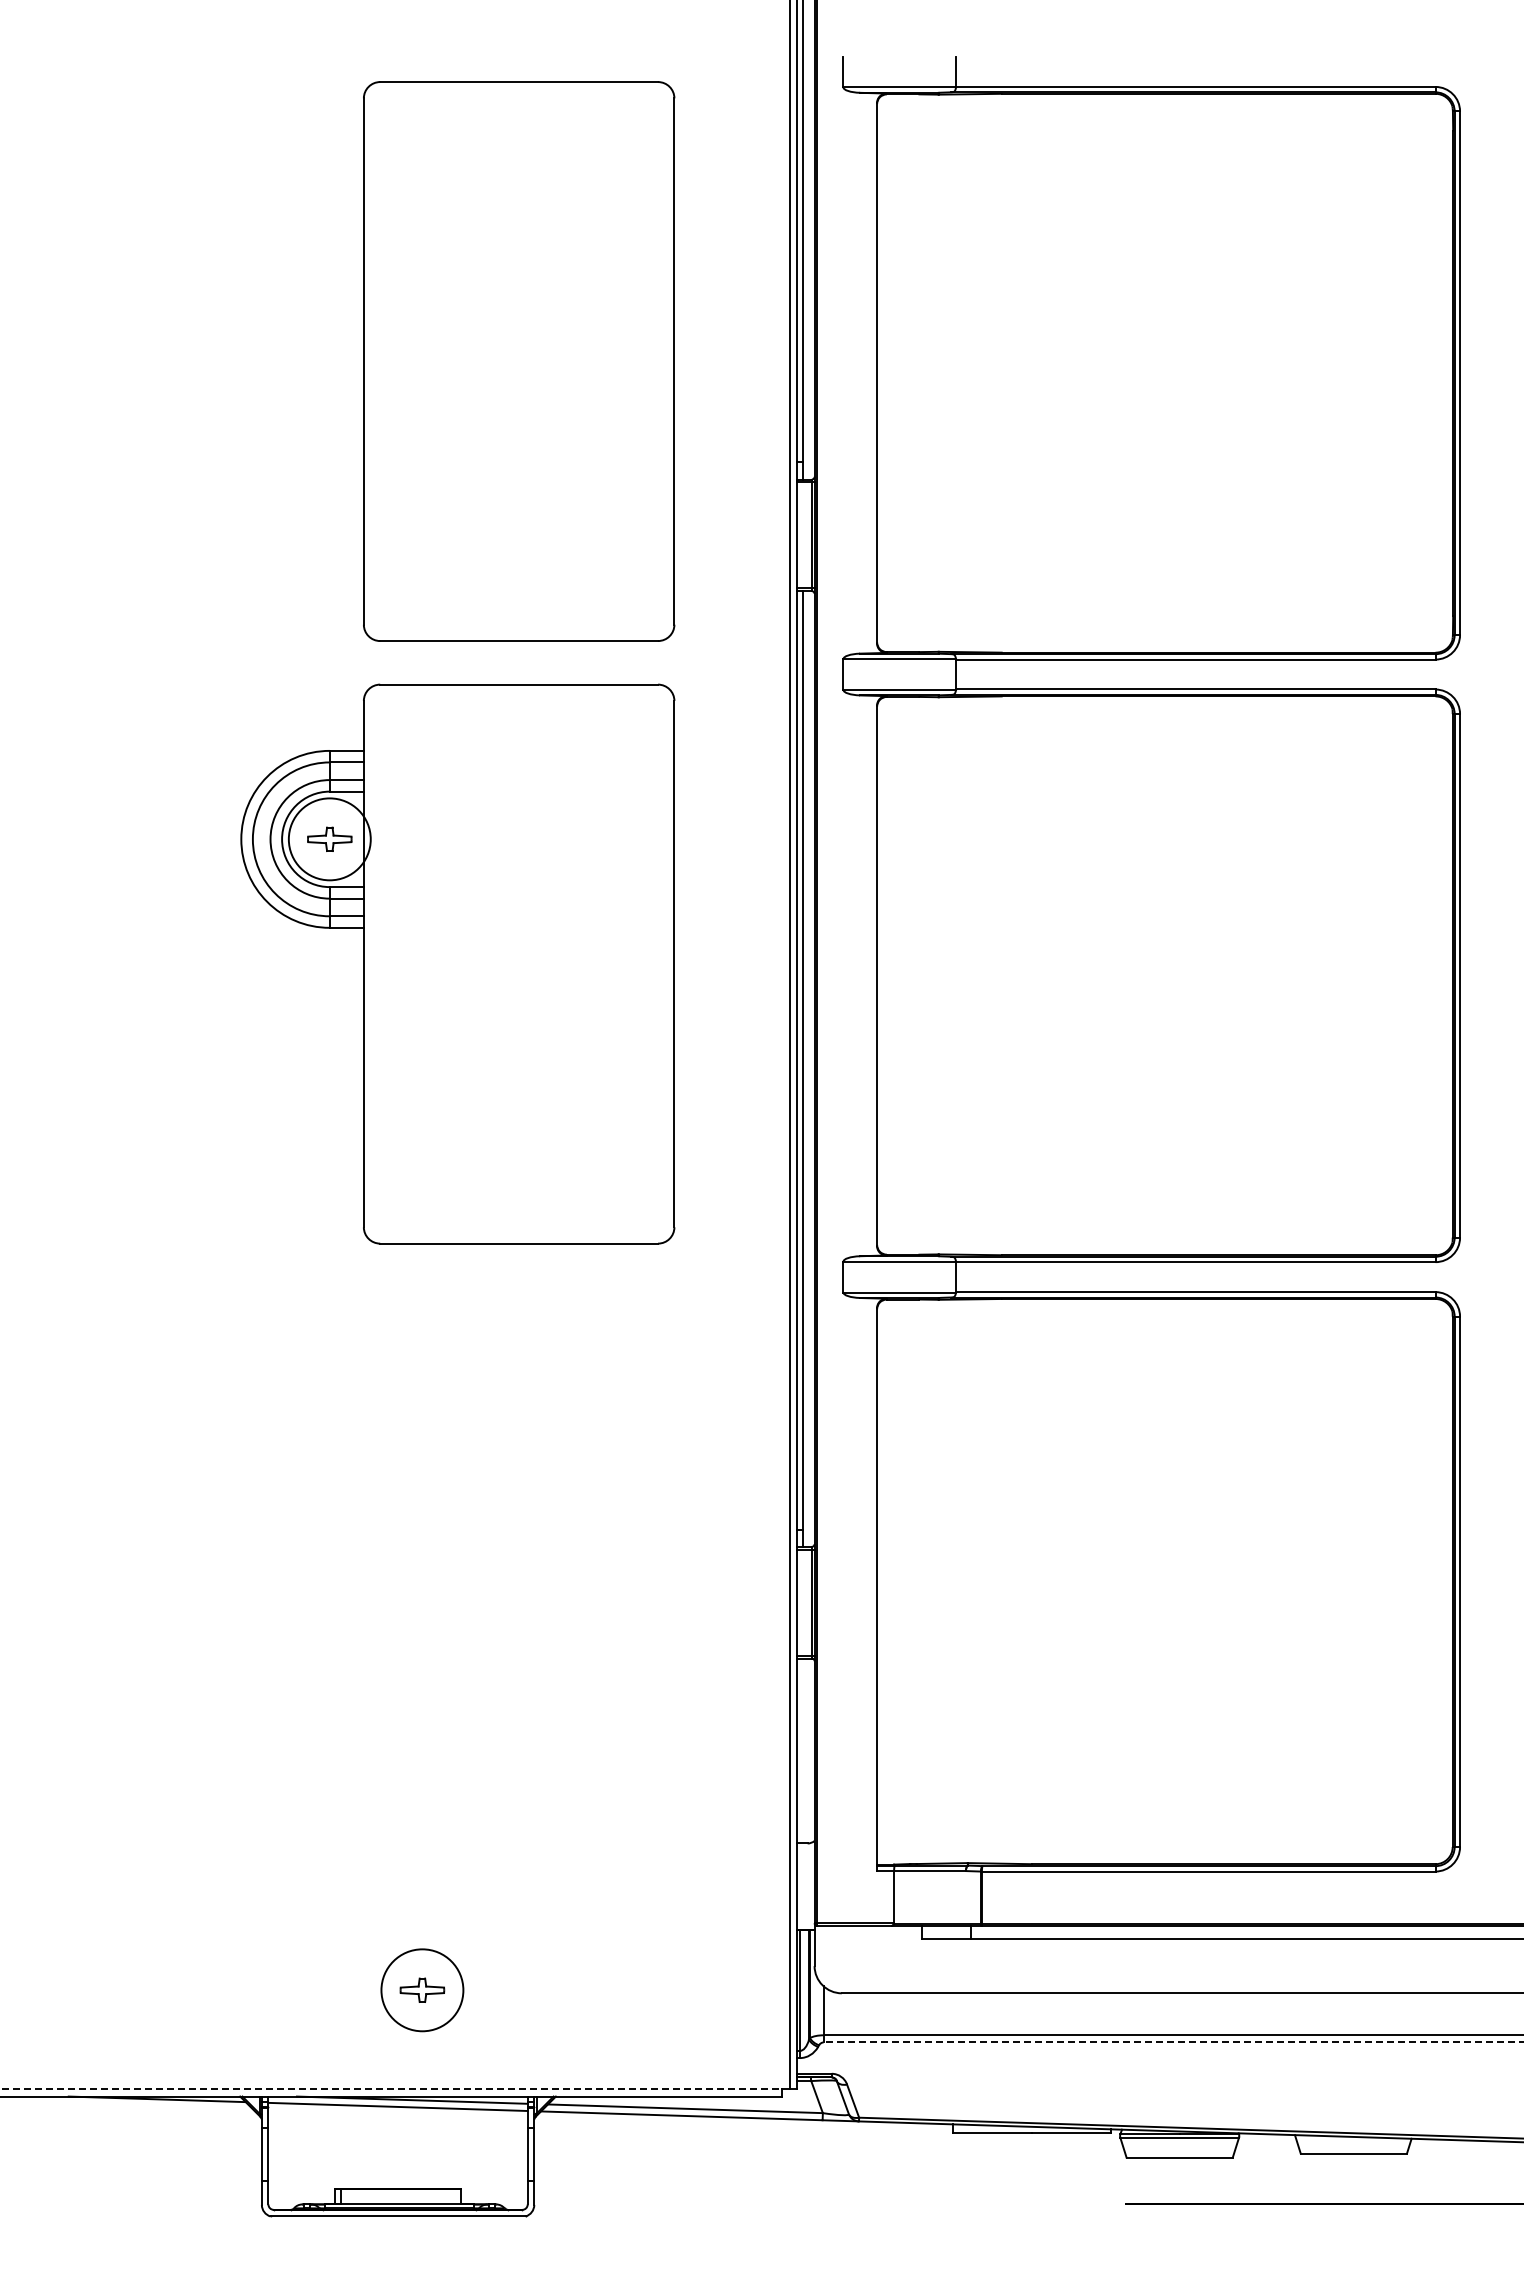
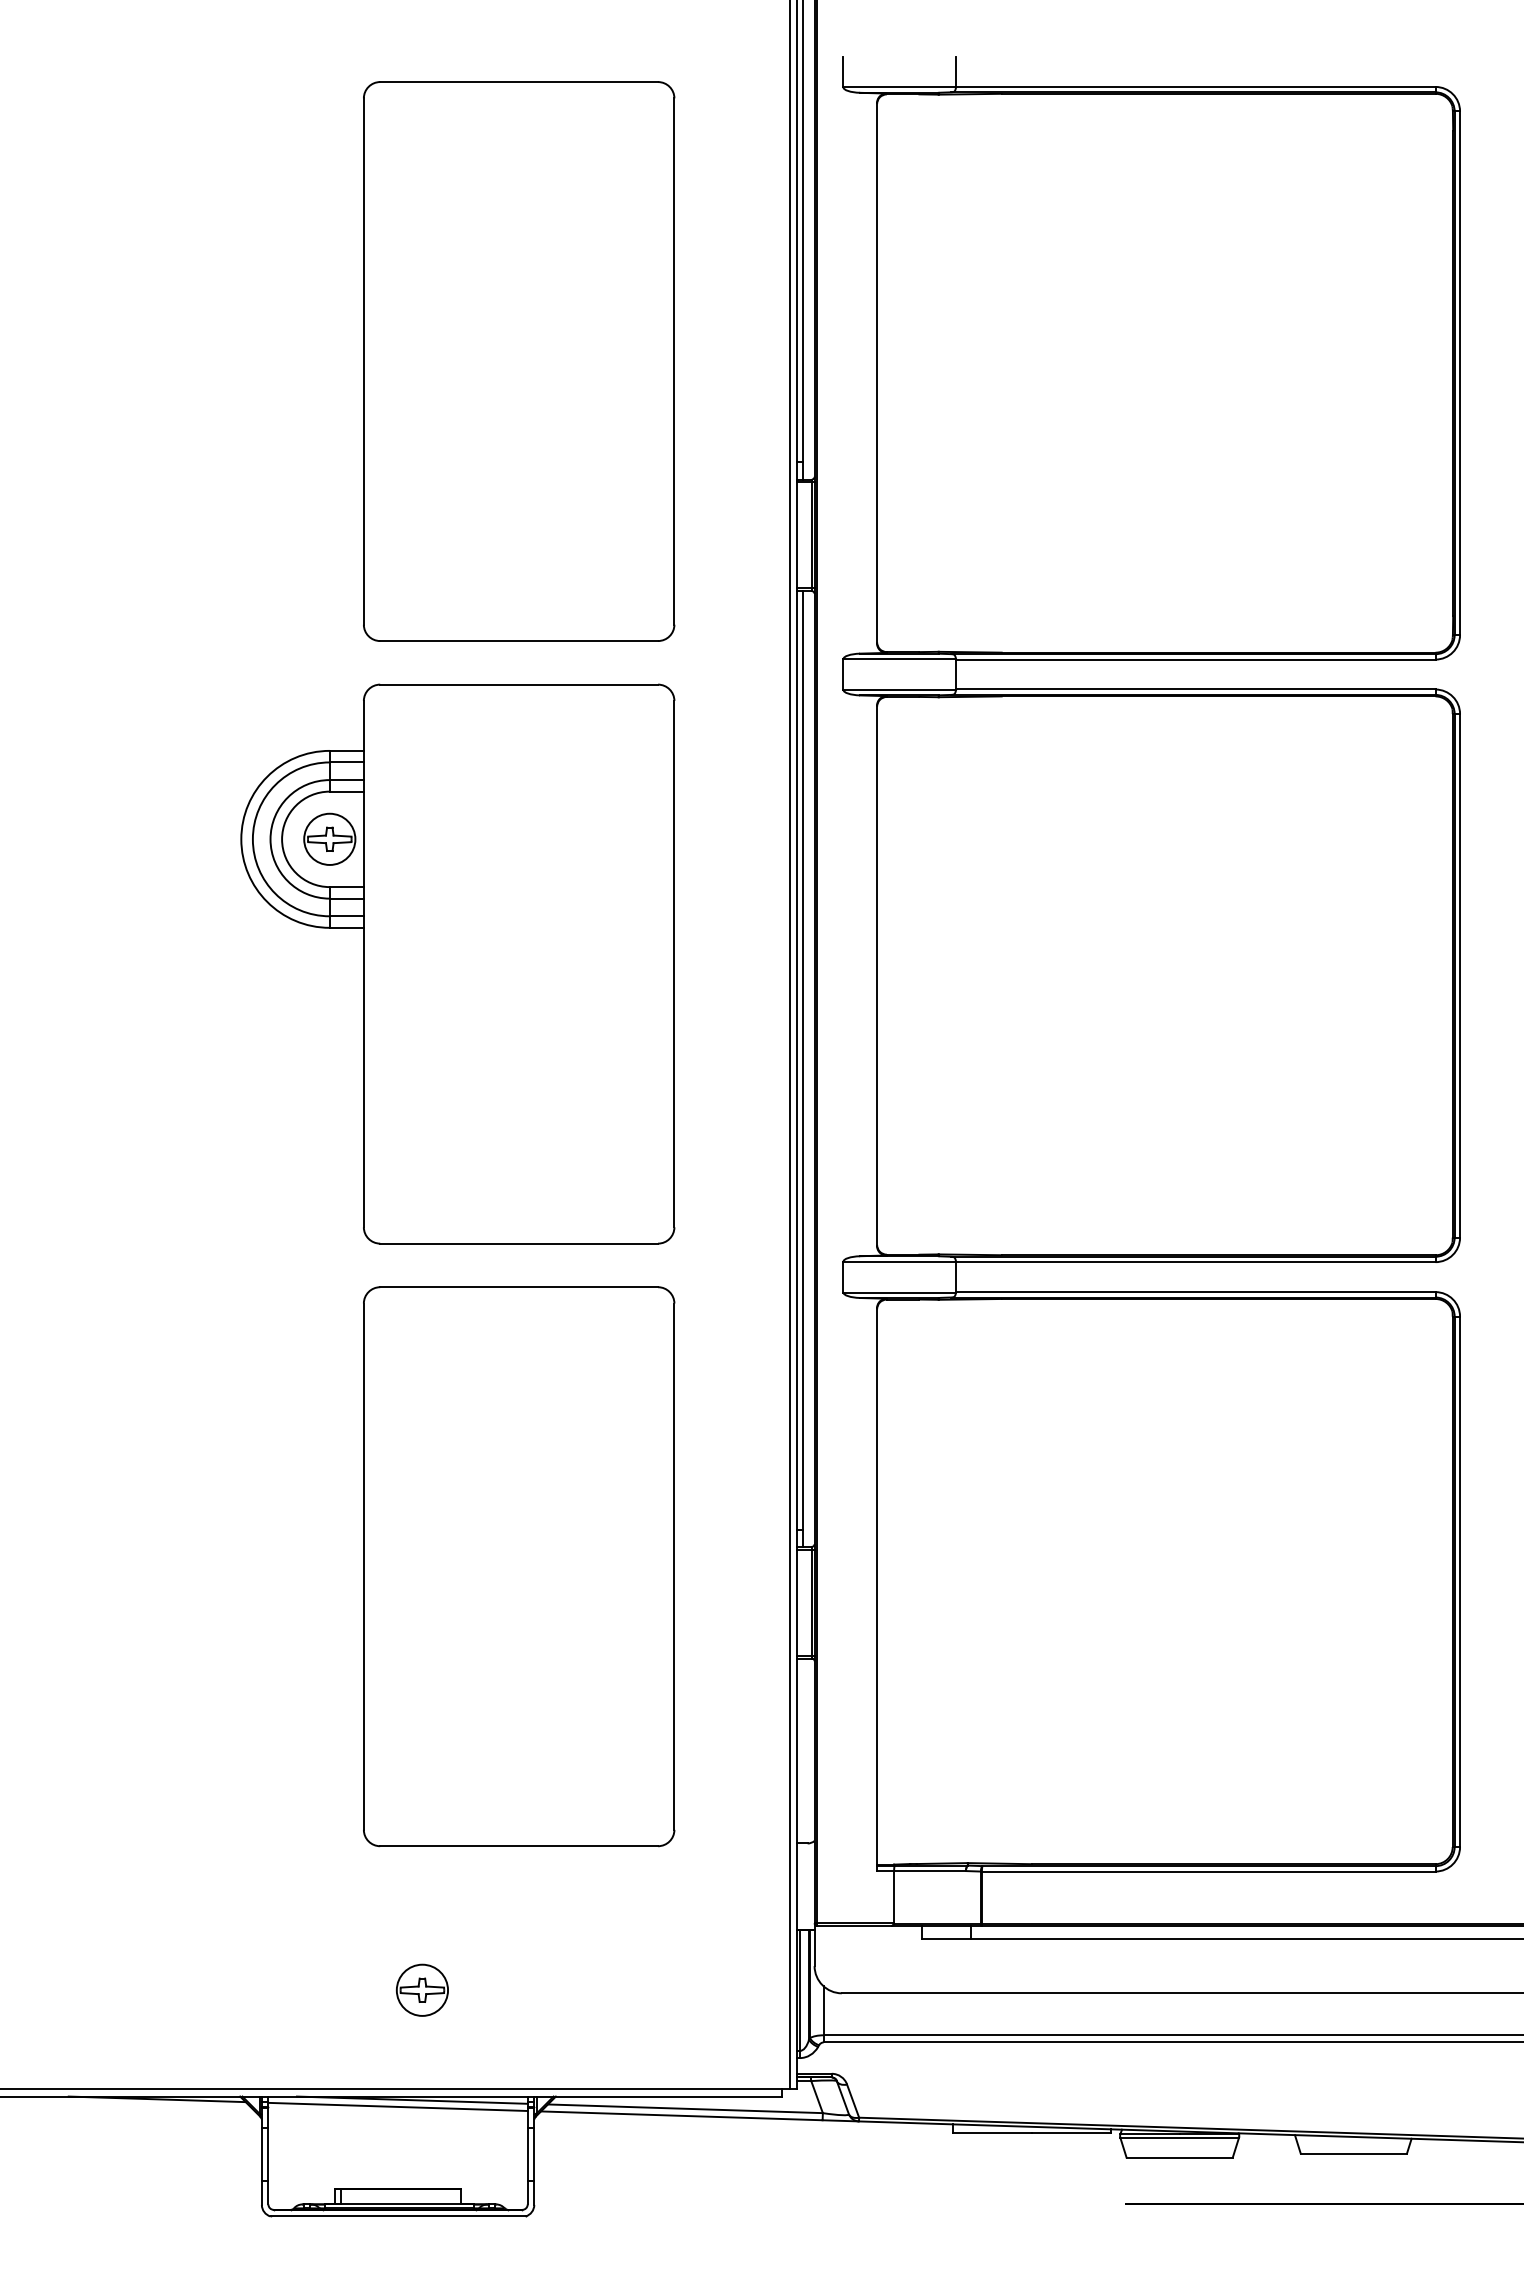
circle diameter: 82 px -> 51 px (329, 838)
part: none -> present (519, 1566)
circle diameter: 82 px -> 51 px (422, 1989)
line: dashed -> solid (1173, 2042)
line: dashed -> solid (391, 2089)
